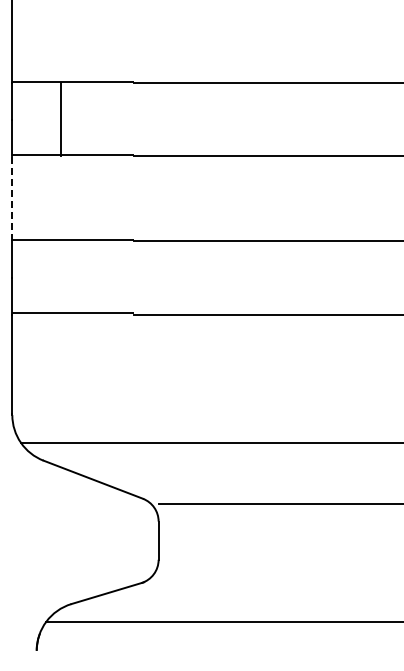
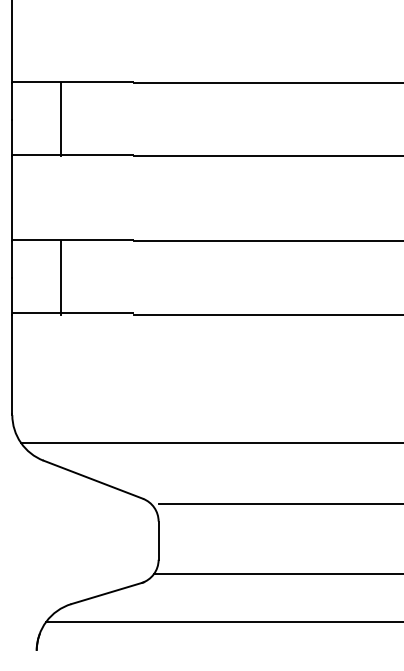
line: dashed -> solid (12, 198)
line: none -> present (61, 277)
line: none -> present (276, 574)
